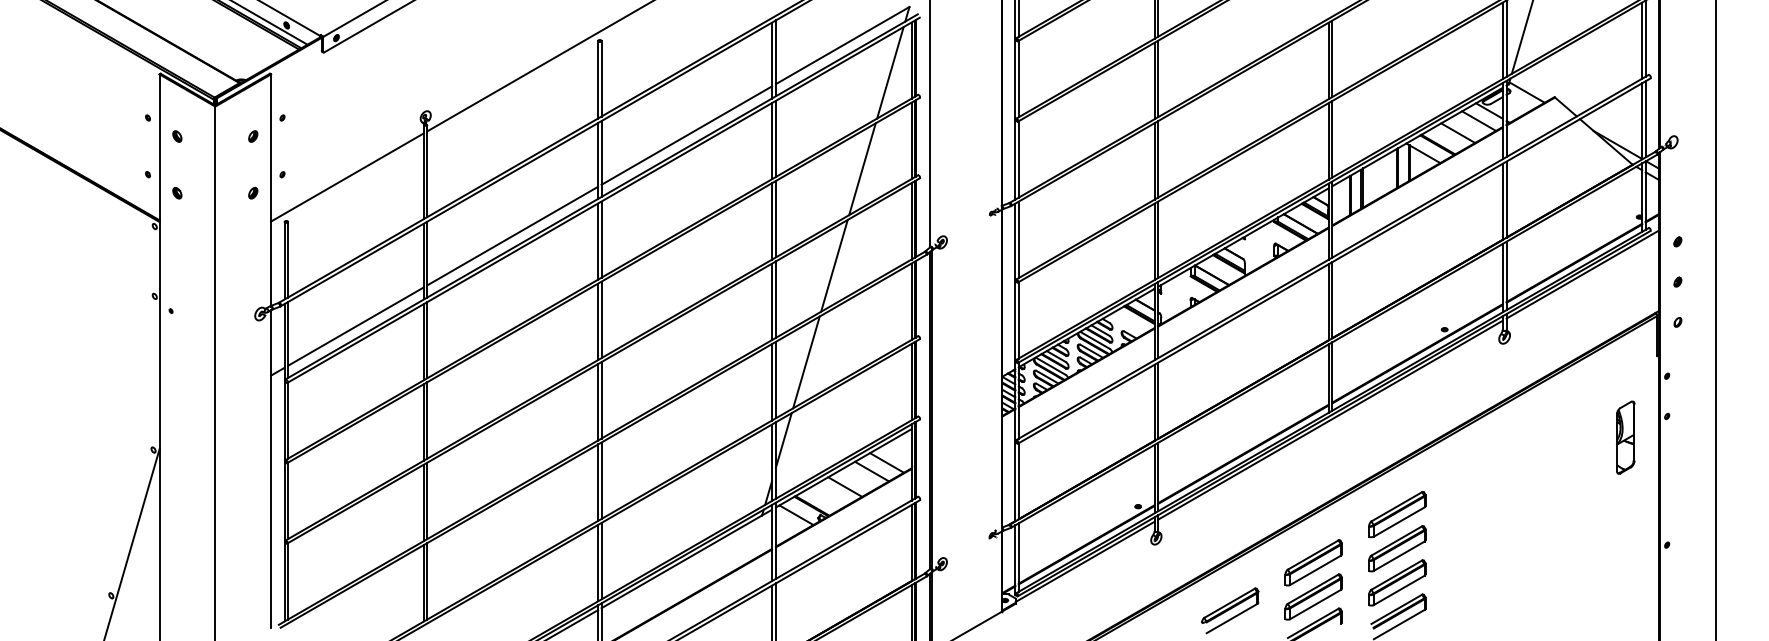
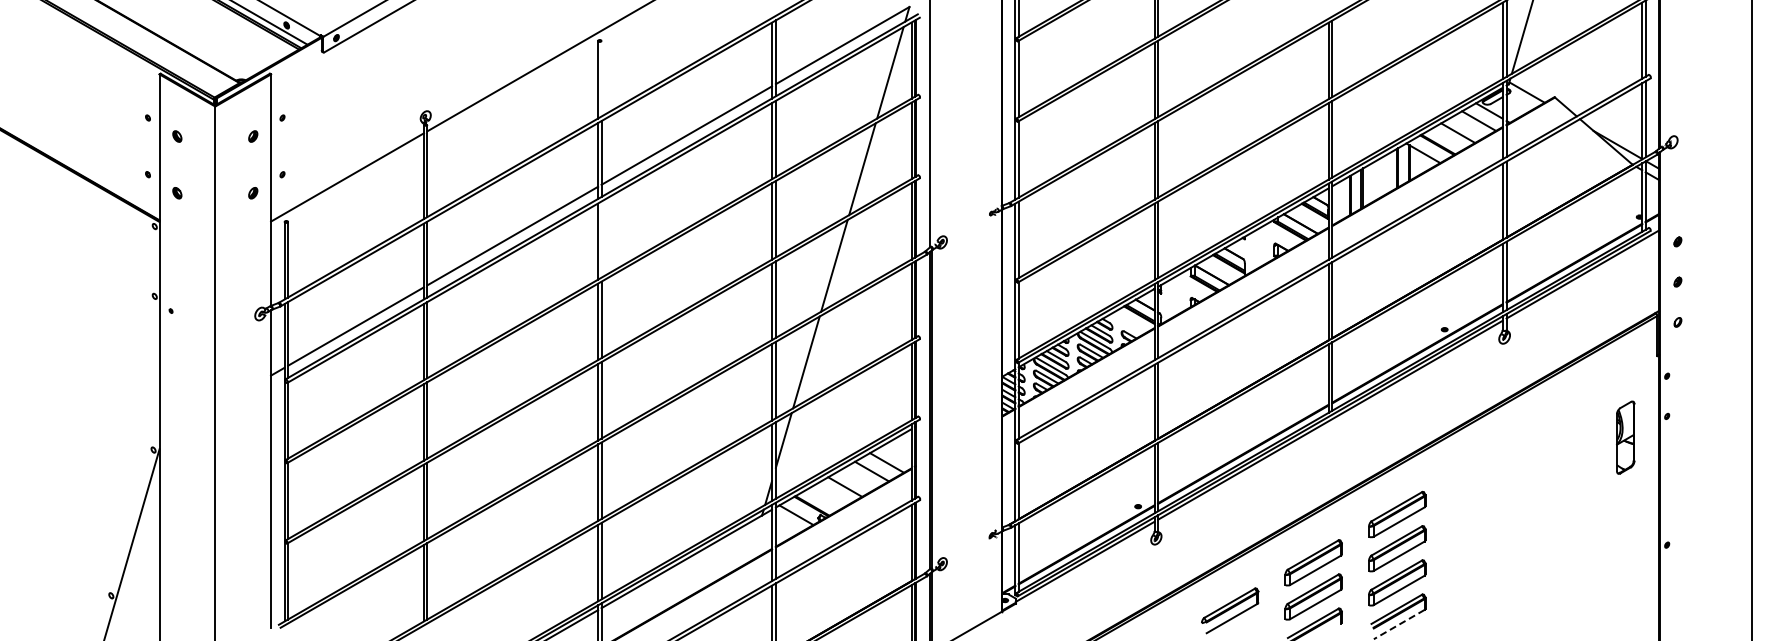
line: present -> none (601, 78)
line: present -> none (601, 239)
line position: (1715, 319) -> (1751, 319) (1751, 319)
line: solid -> dashed (1398, 624)
